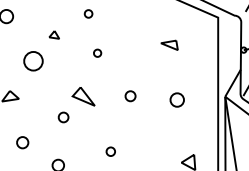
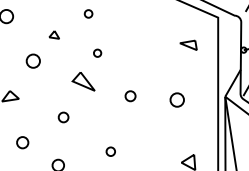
part position: (169, 44) -> (188, 44) (188, 44)
part size: 21x21 px -> 16x16 px (32, 60)
part position: (83, 96) -> (83, 81) (83, 81)
